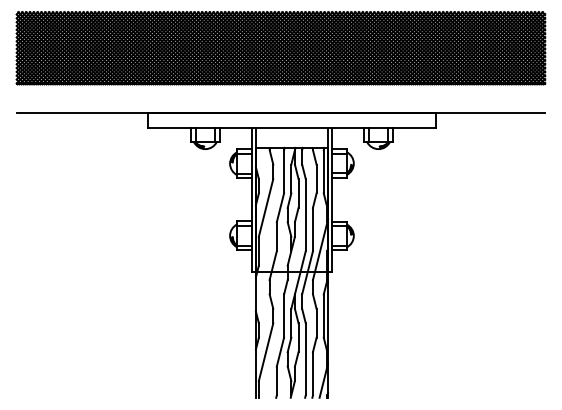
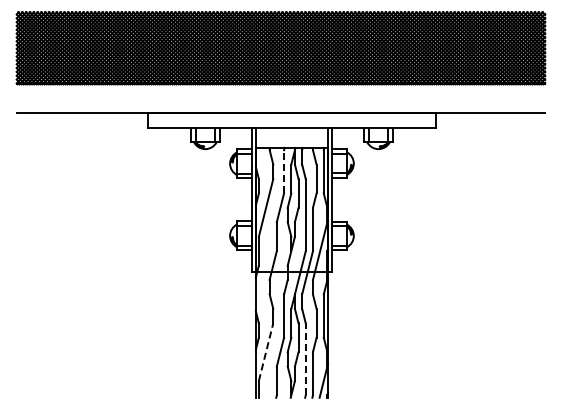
line: solid -> dashed (284, 171)
line: solid -> dashed (266, 352)
line: solid -> dashed (305, 358)
